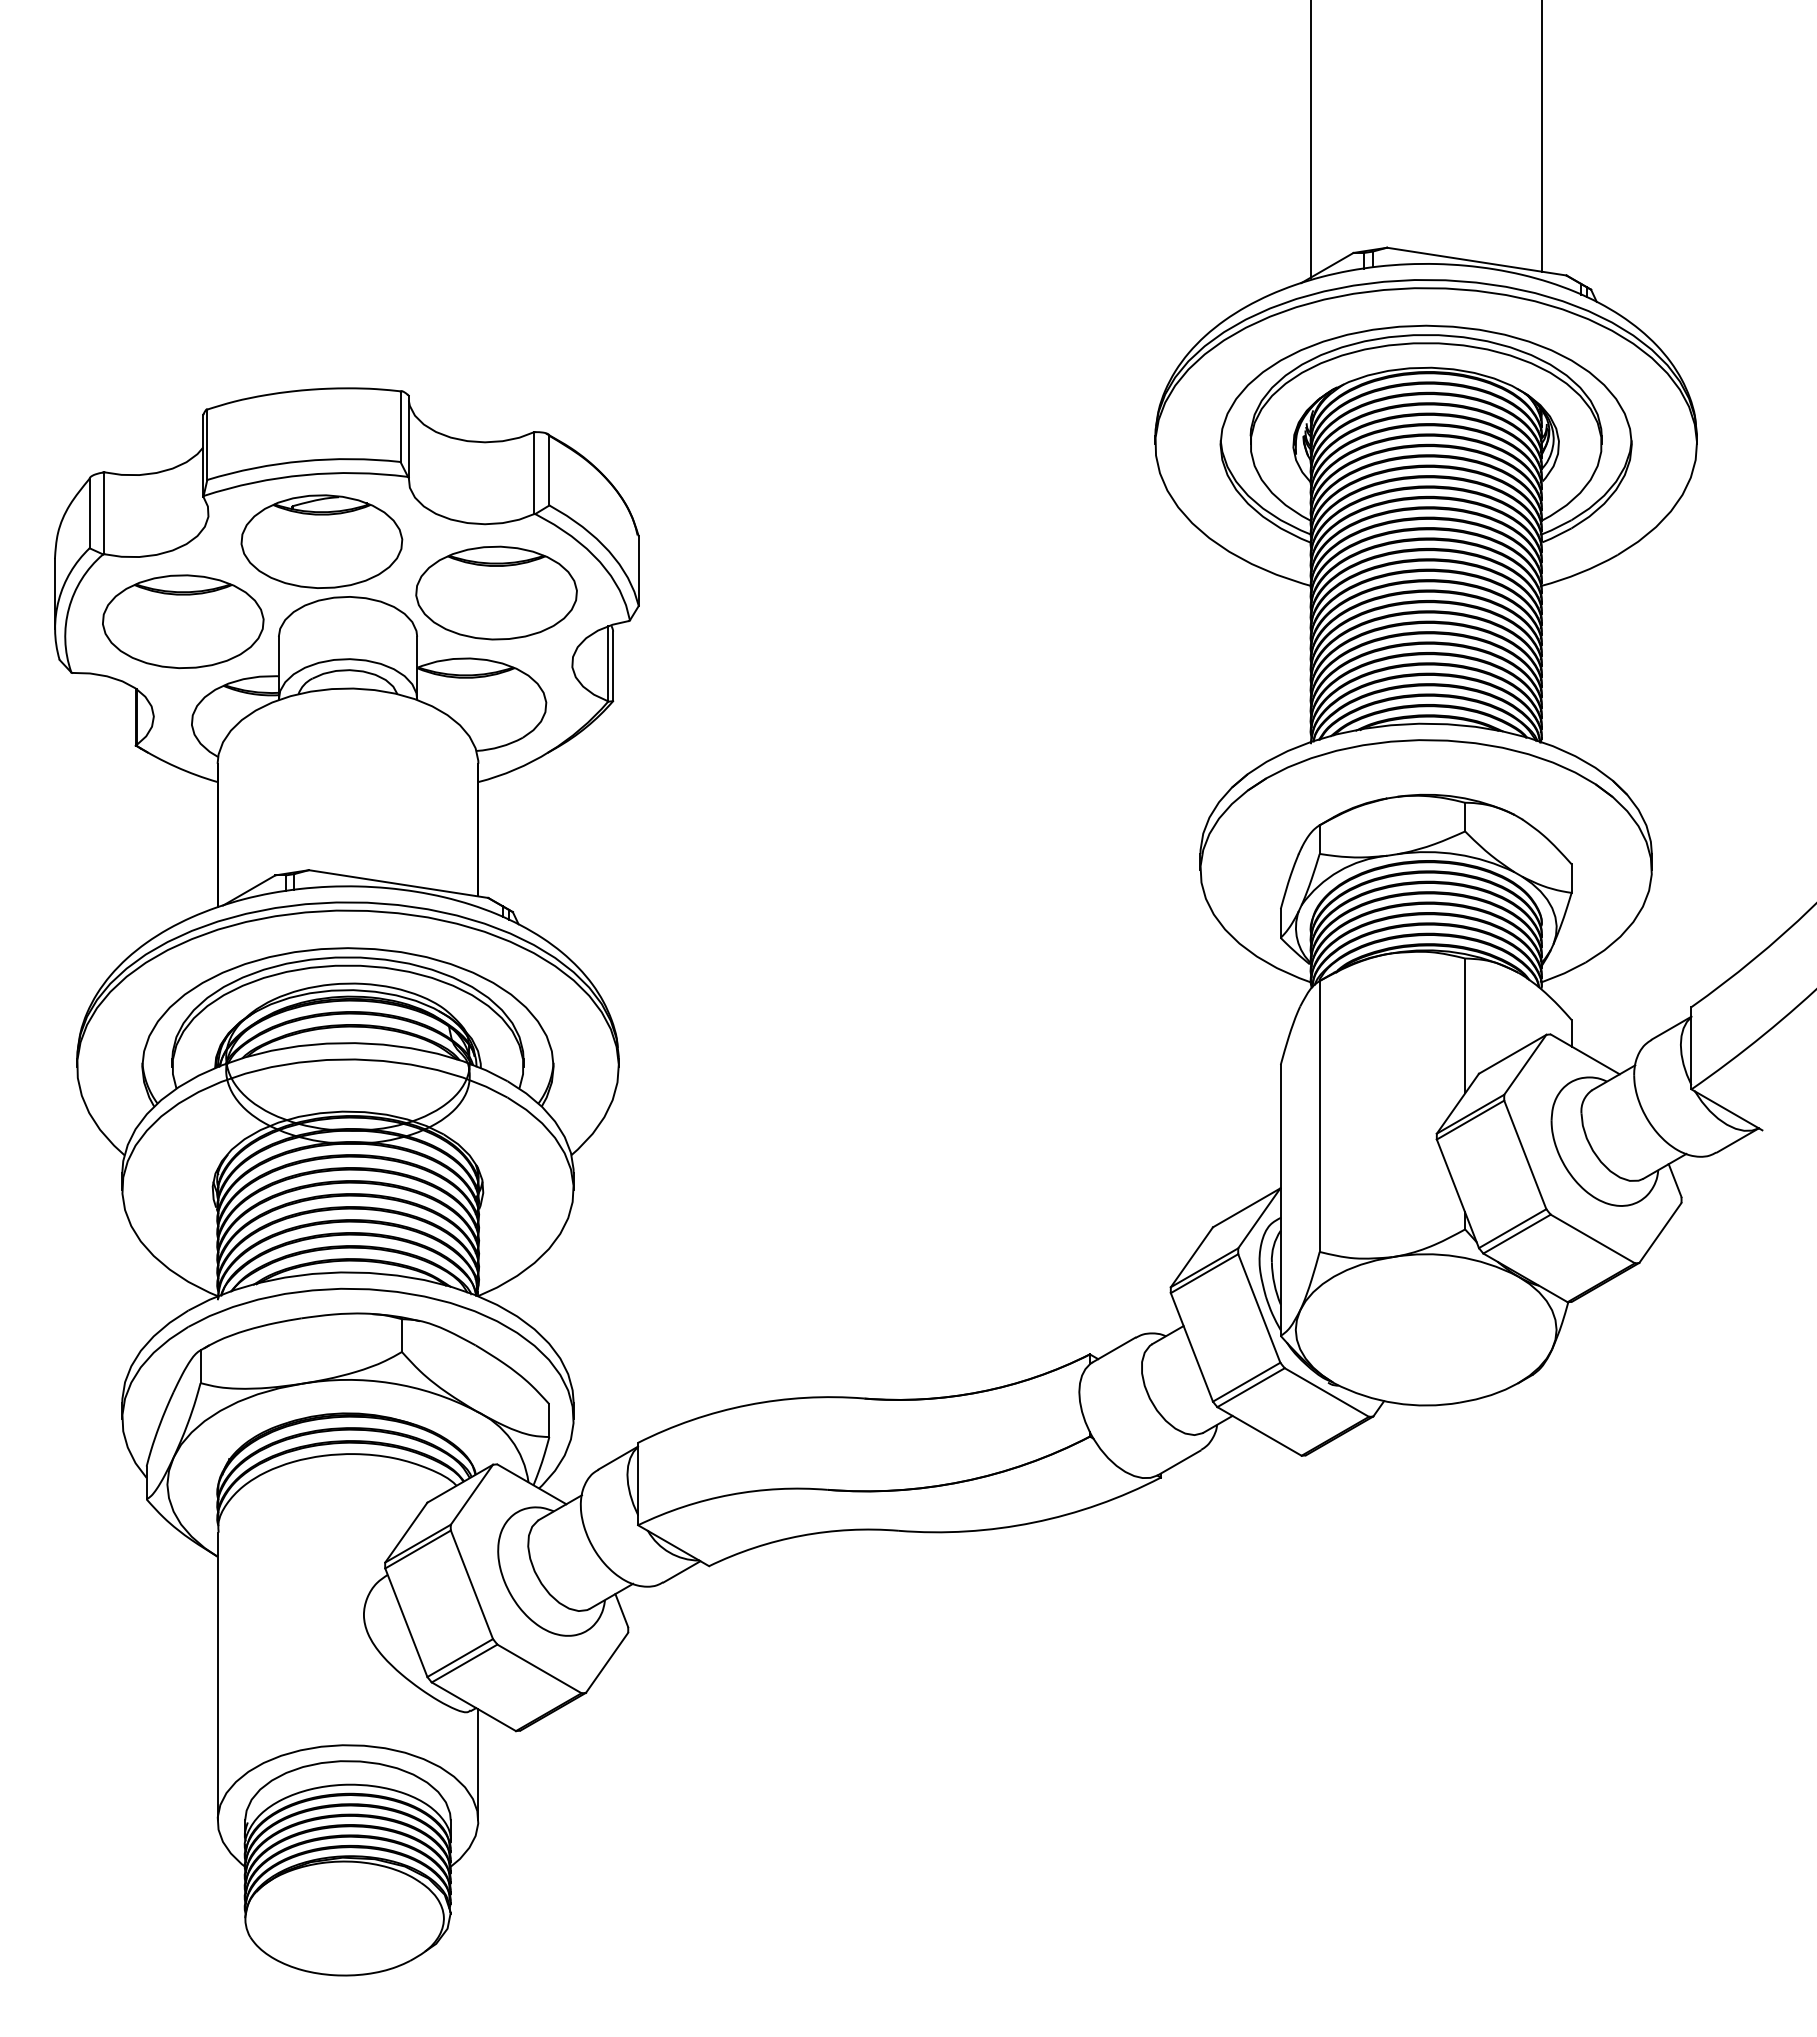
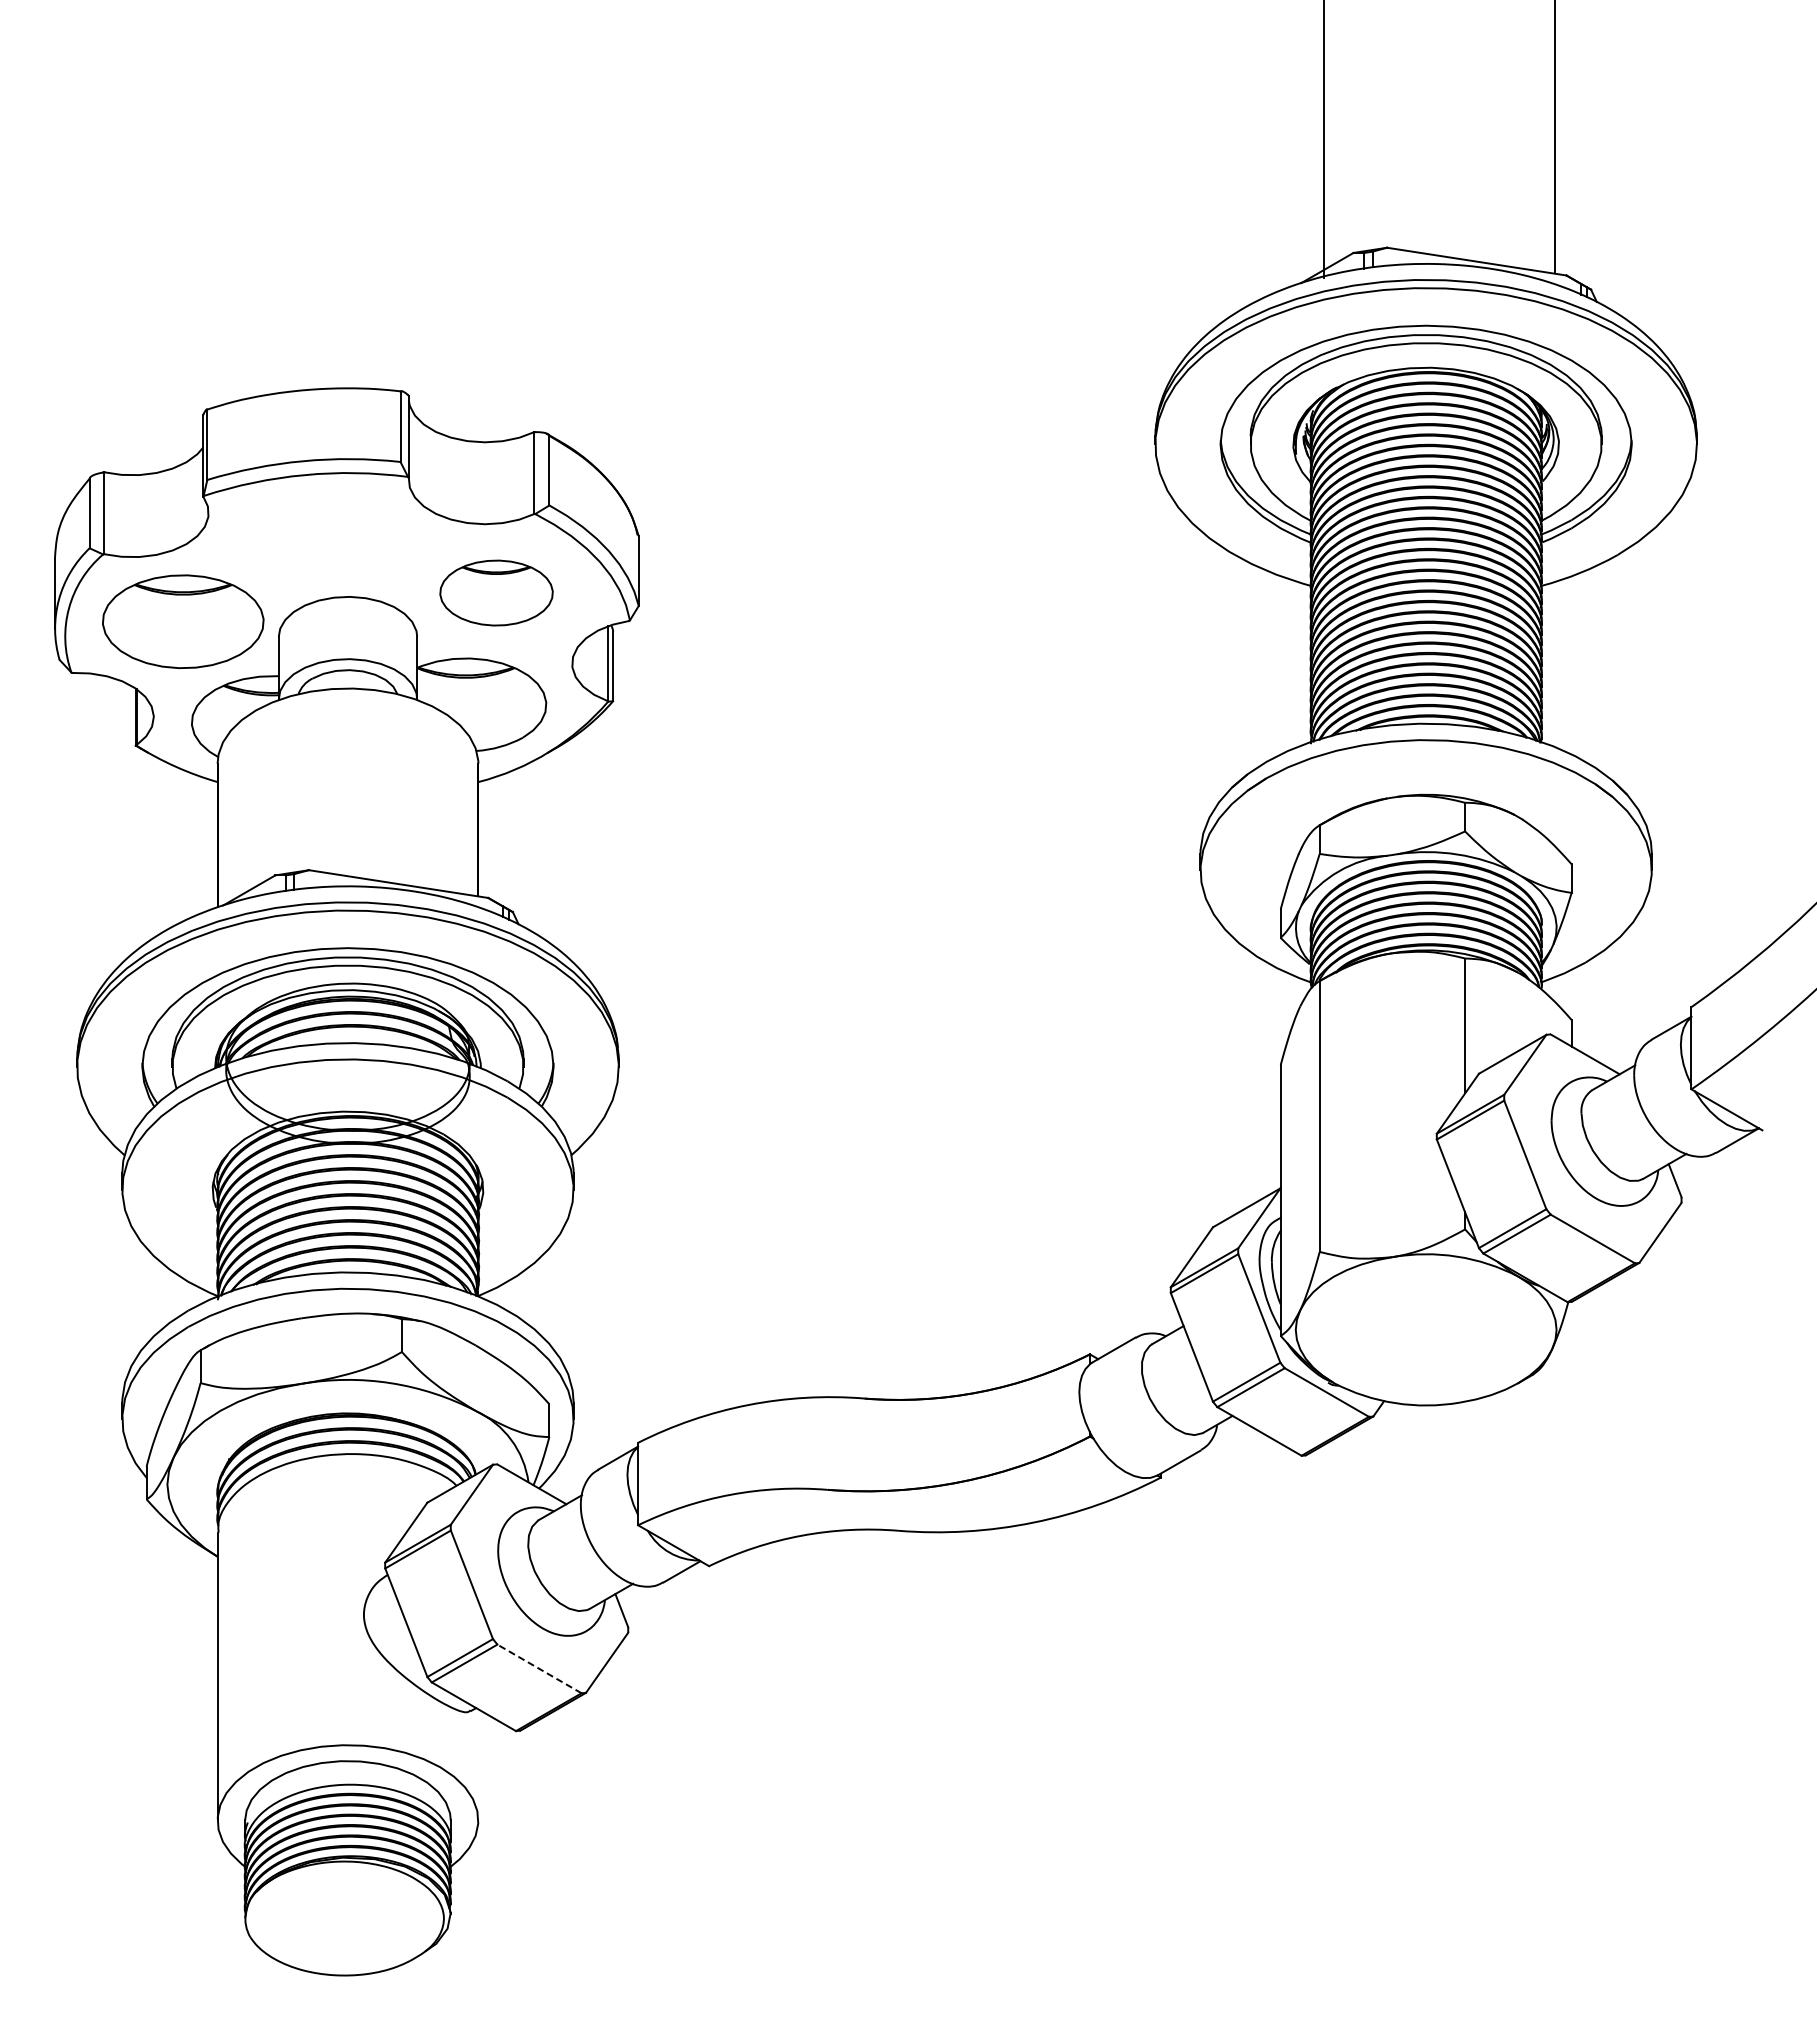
line position: (1541, 136) -> (1554, 136) (1554, 136)
line position: (1310, 139) -> (1323, 139) (1323, 139)
part: present -> none (321, 541)
part size: 163x96 px -> 115x68 px (496, 592)
line: solid -> dashed (539, 1668)
line: present -> none (478, 1764)
